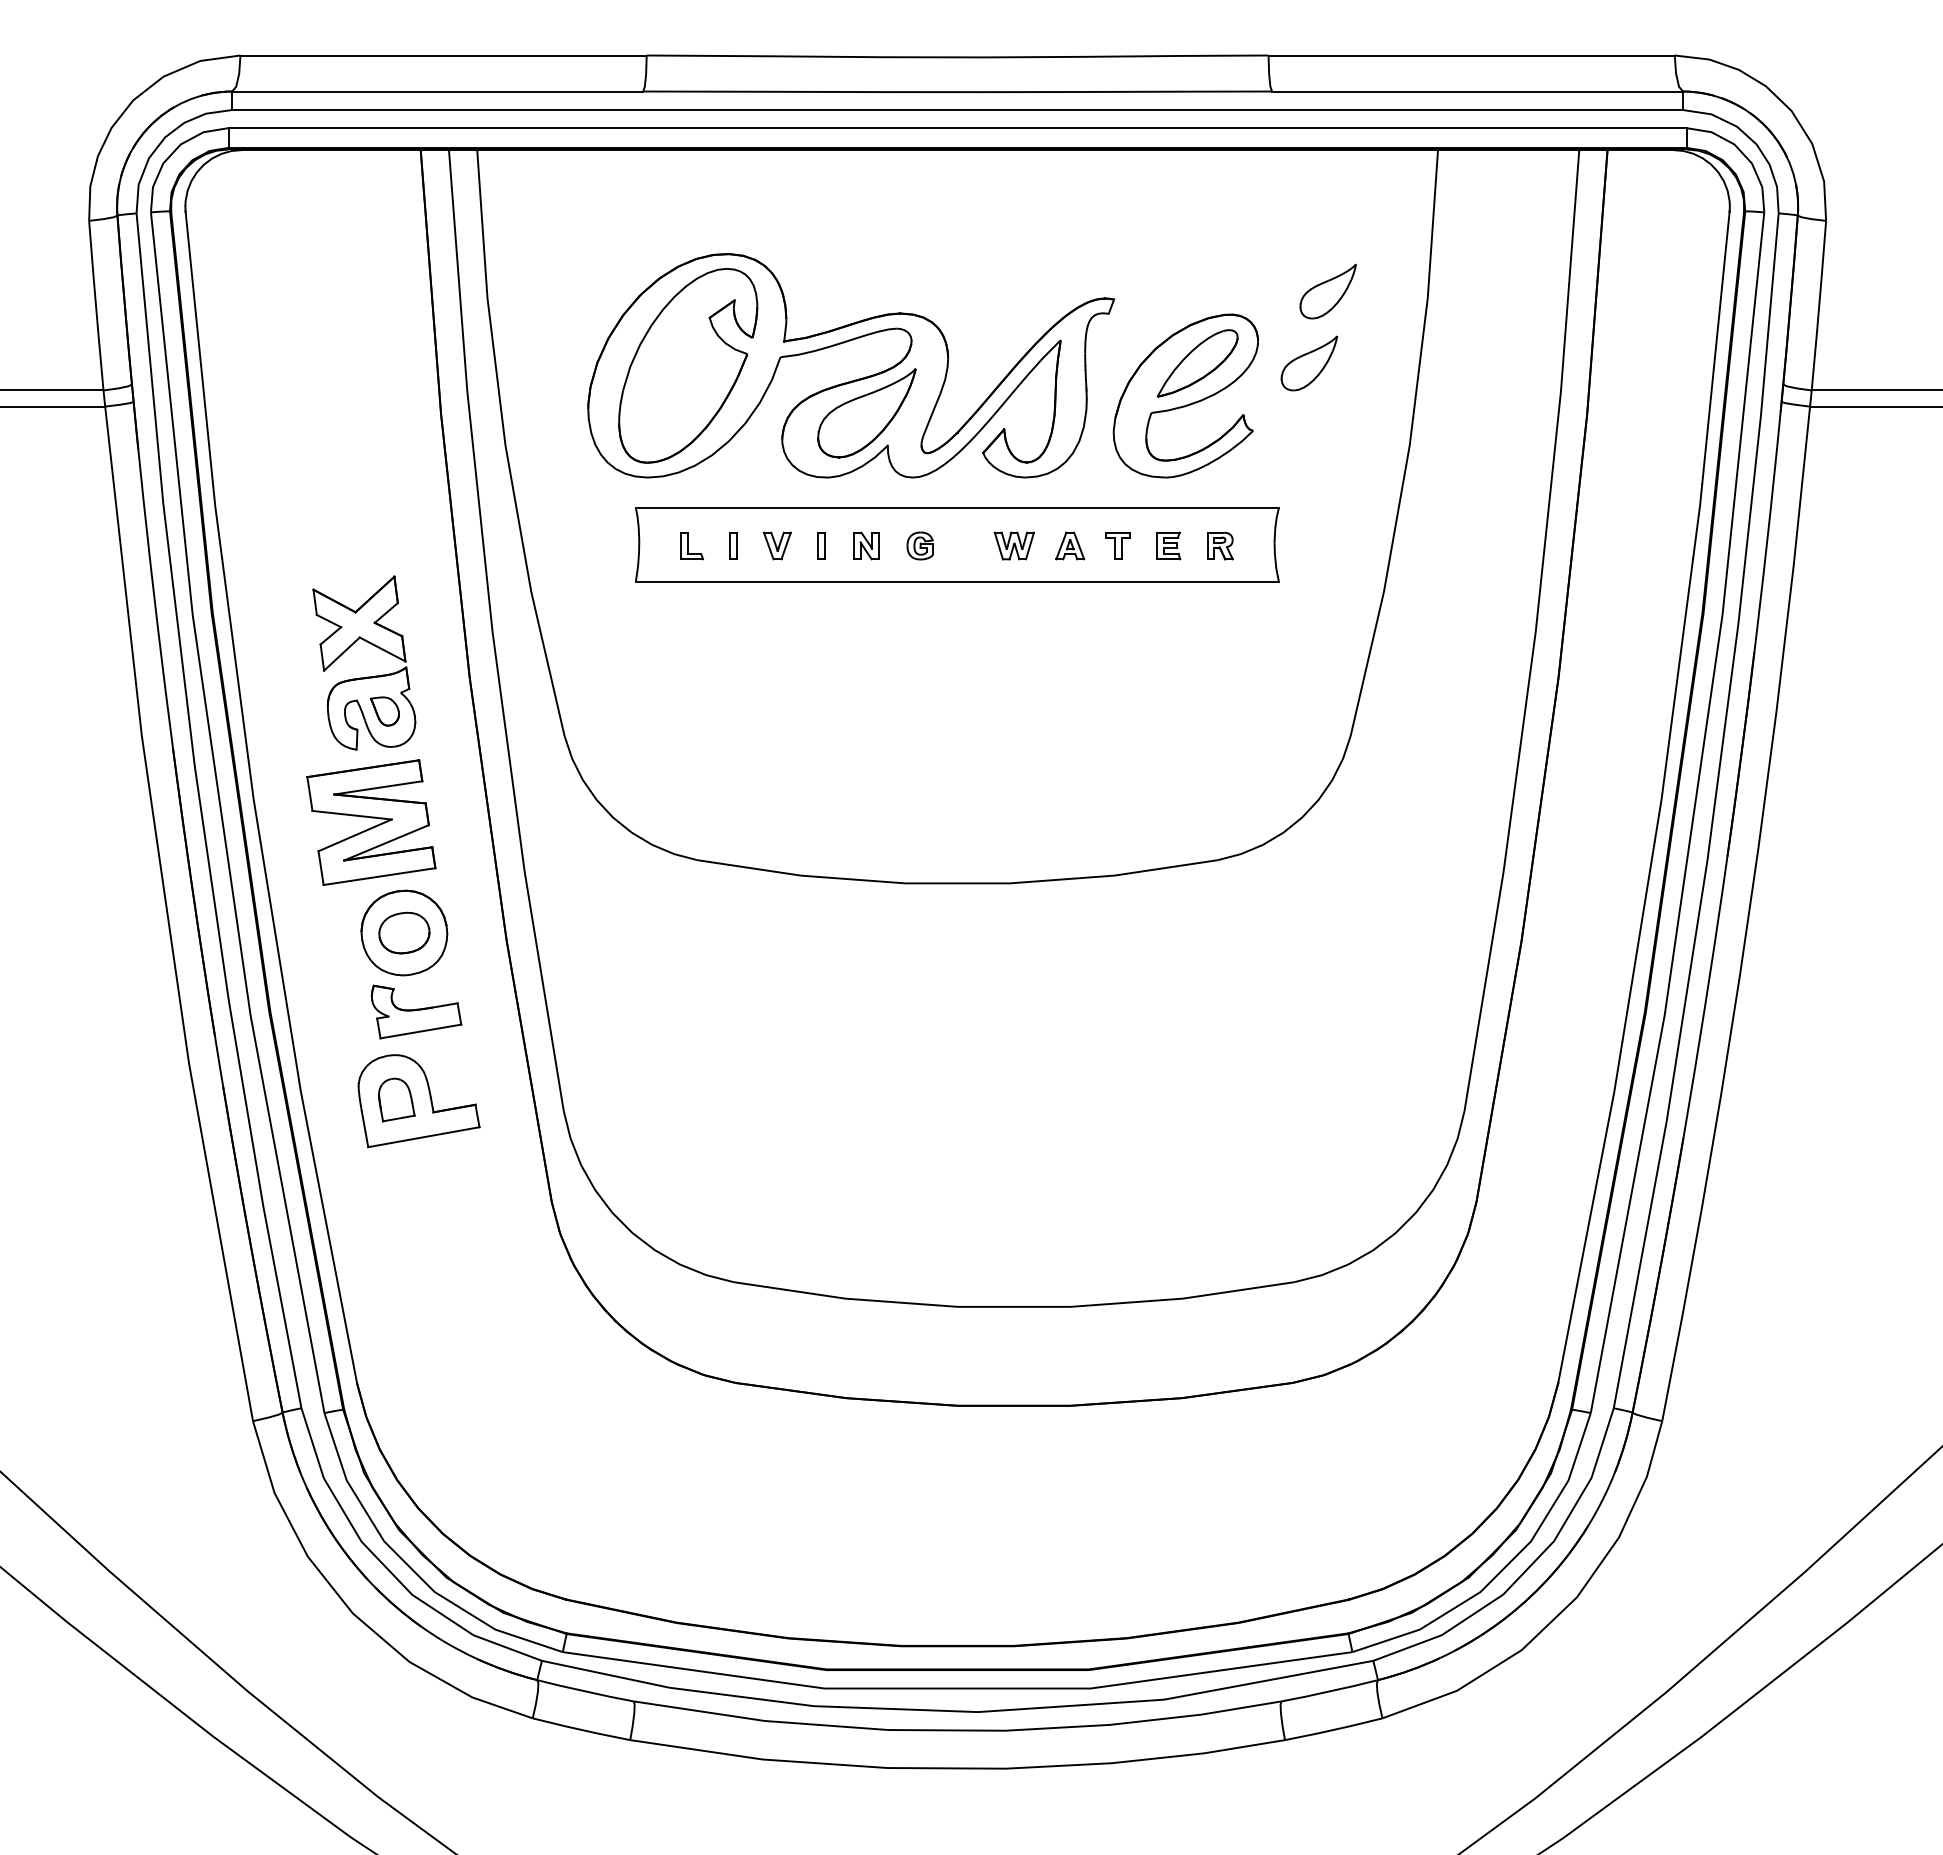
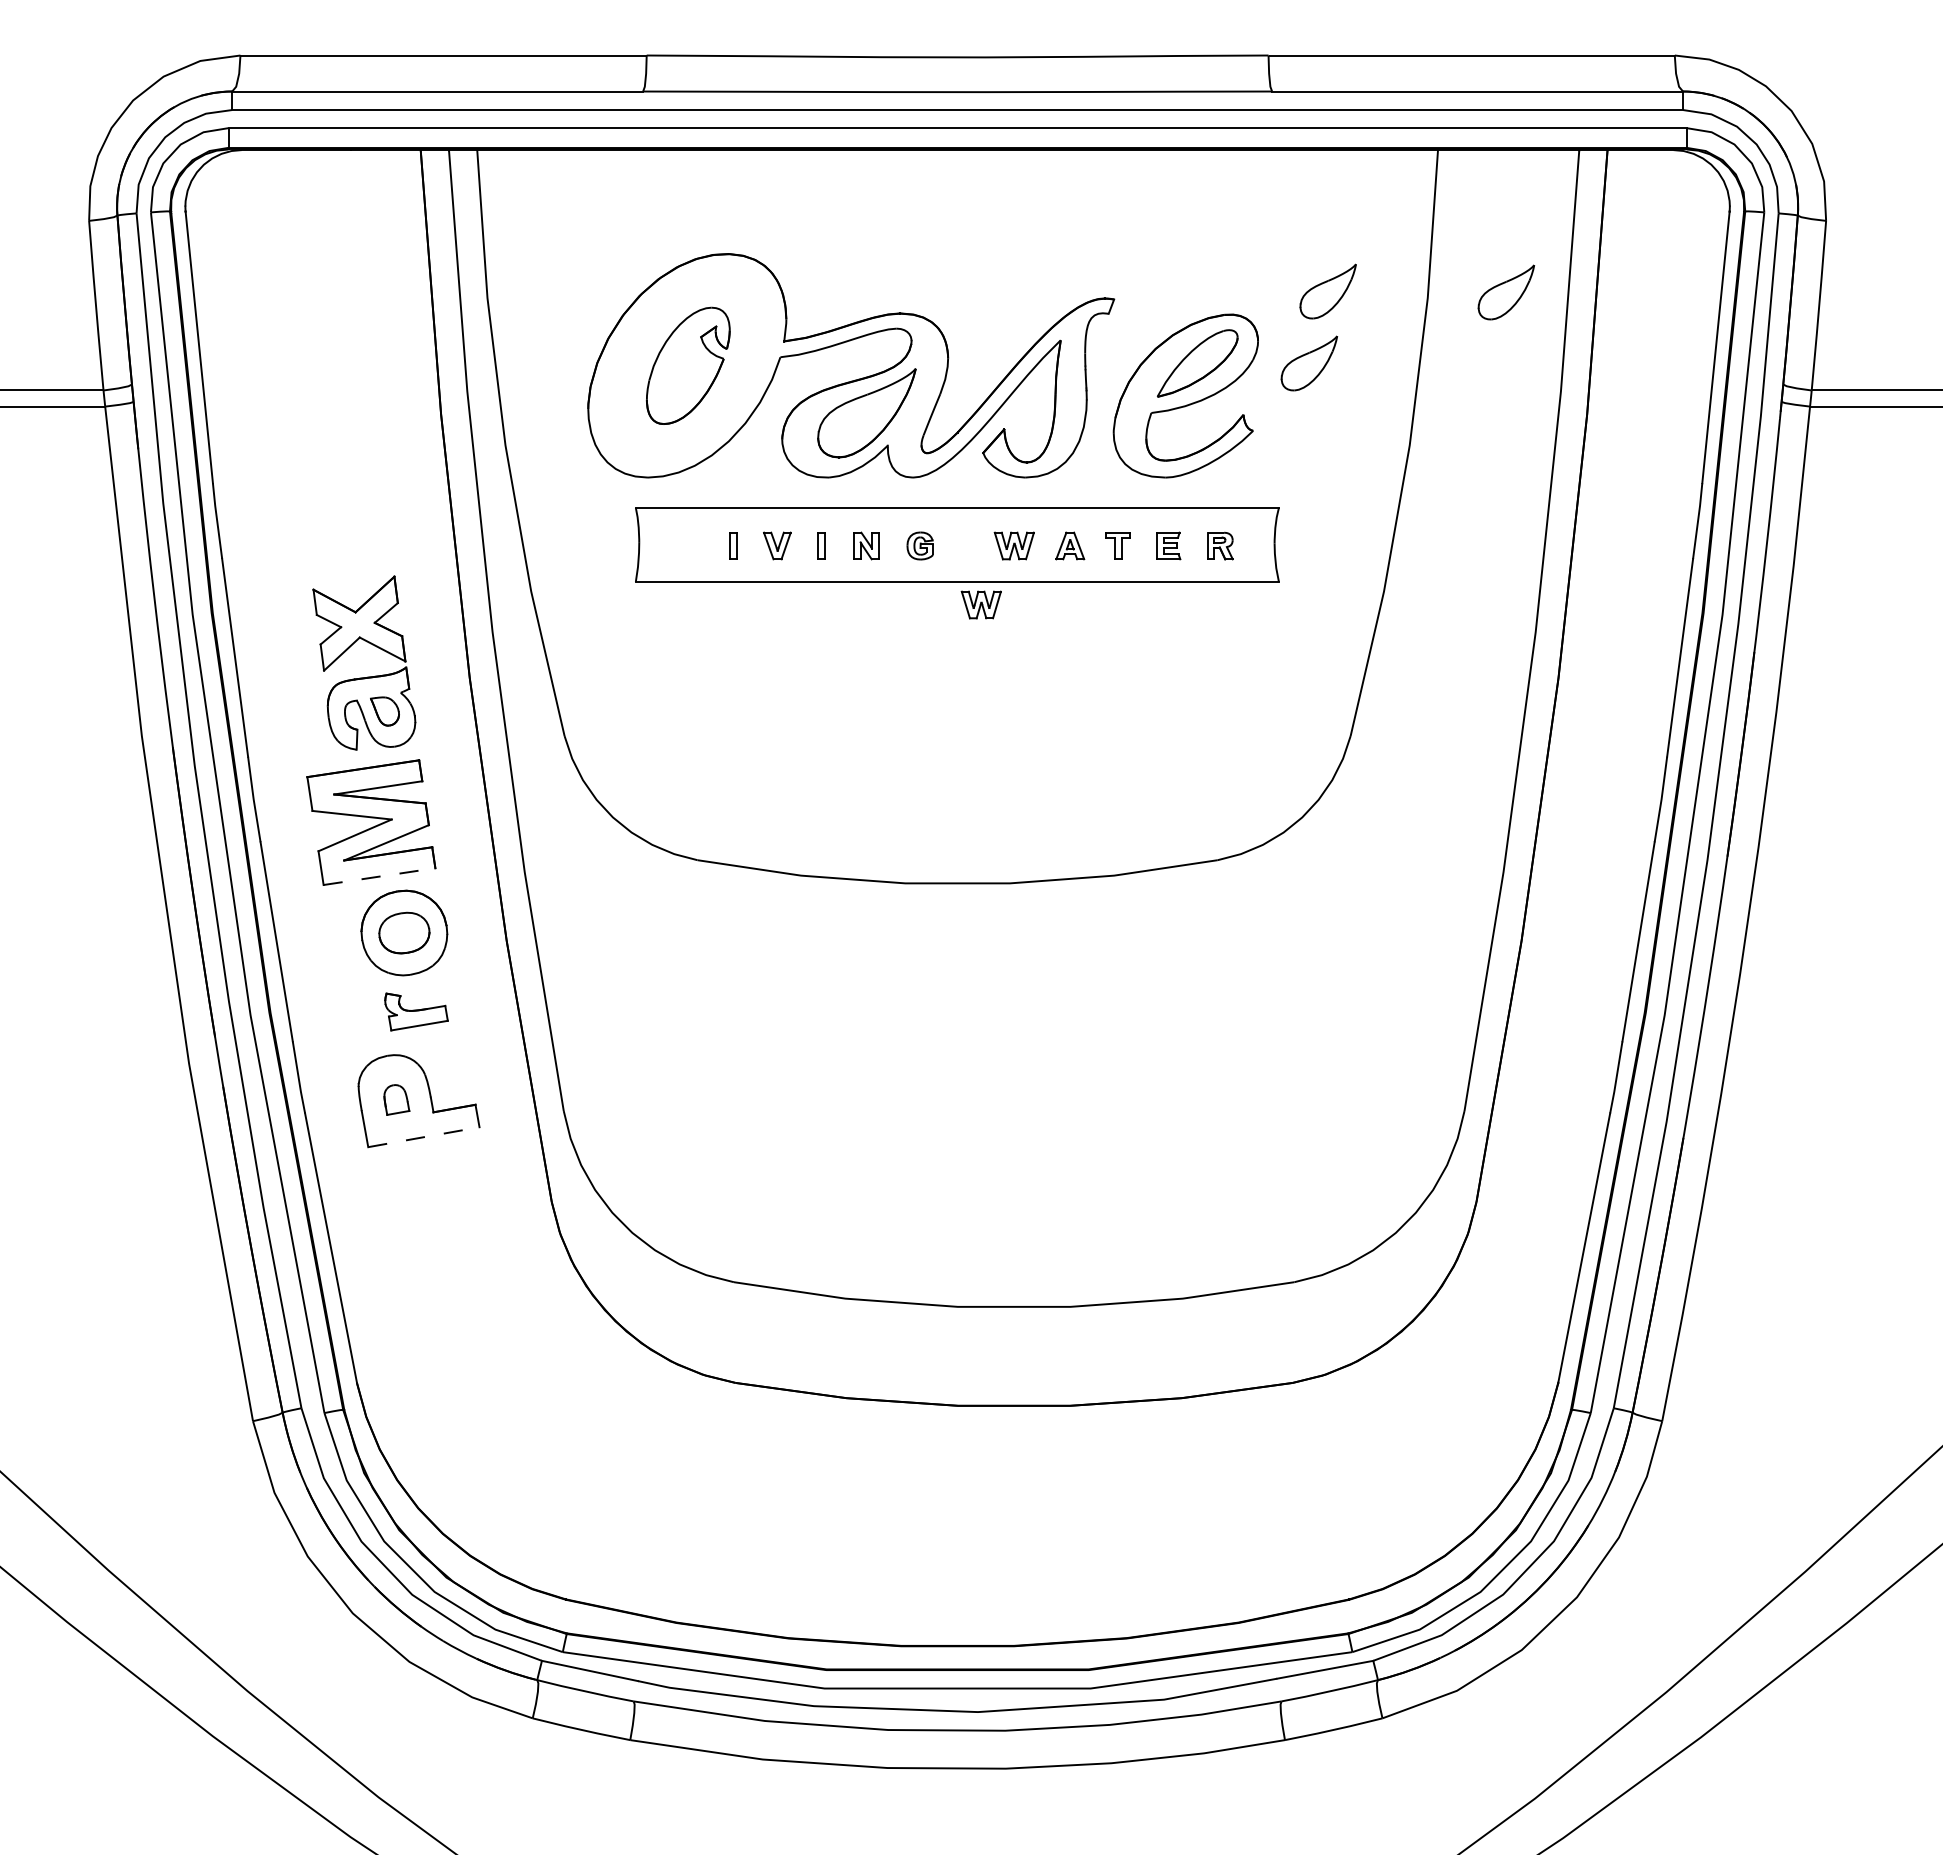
part: none -> present (1506, 292)
part size: 141x196 px -> 85x119 px (688, 365)
part: present -> none (692, 546)
part: none -> present (980, 604)
line: solid -> dashed (379, 876)
part size: 93x56 px -> 65x40 px (416, 1011)
part size: 38x46 px -> 28x32 px (396, 1099)
line: solid -> dashed (423, 1137)
